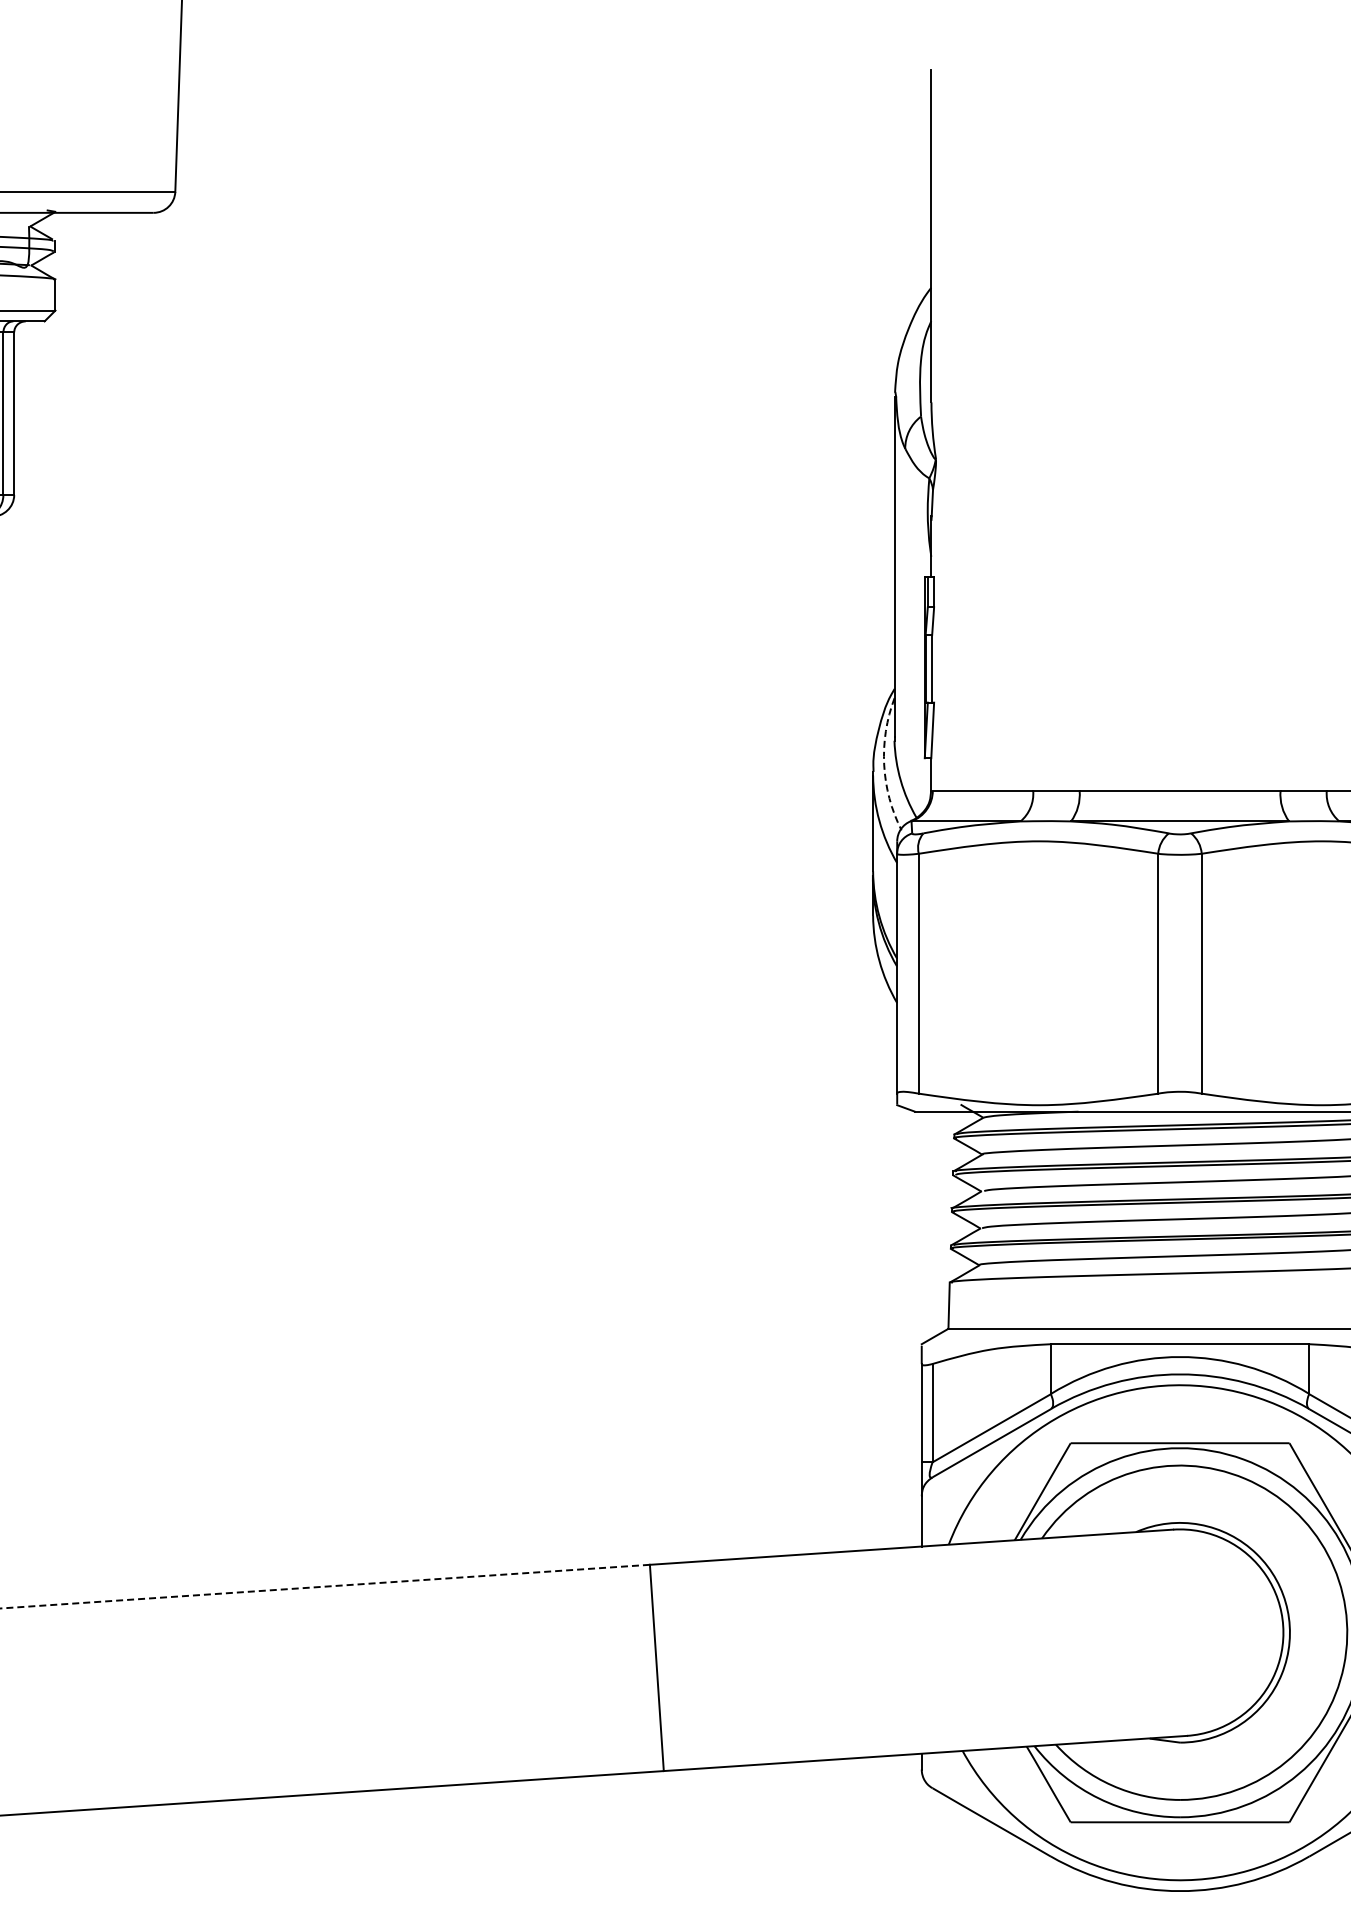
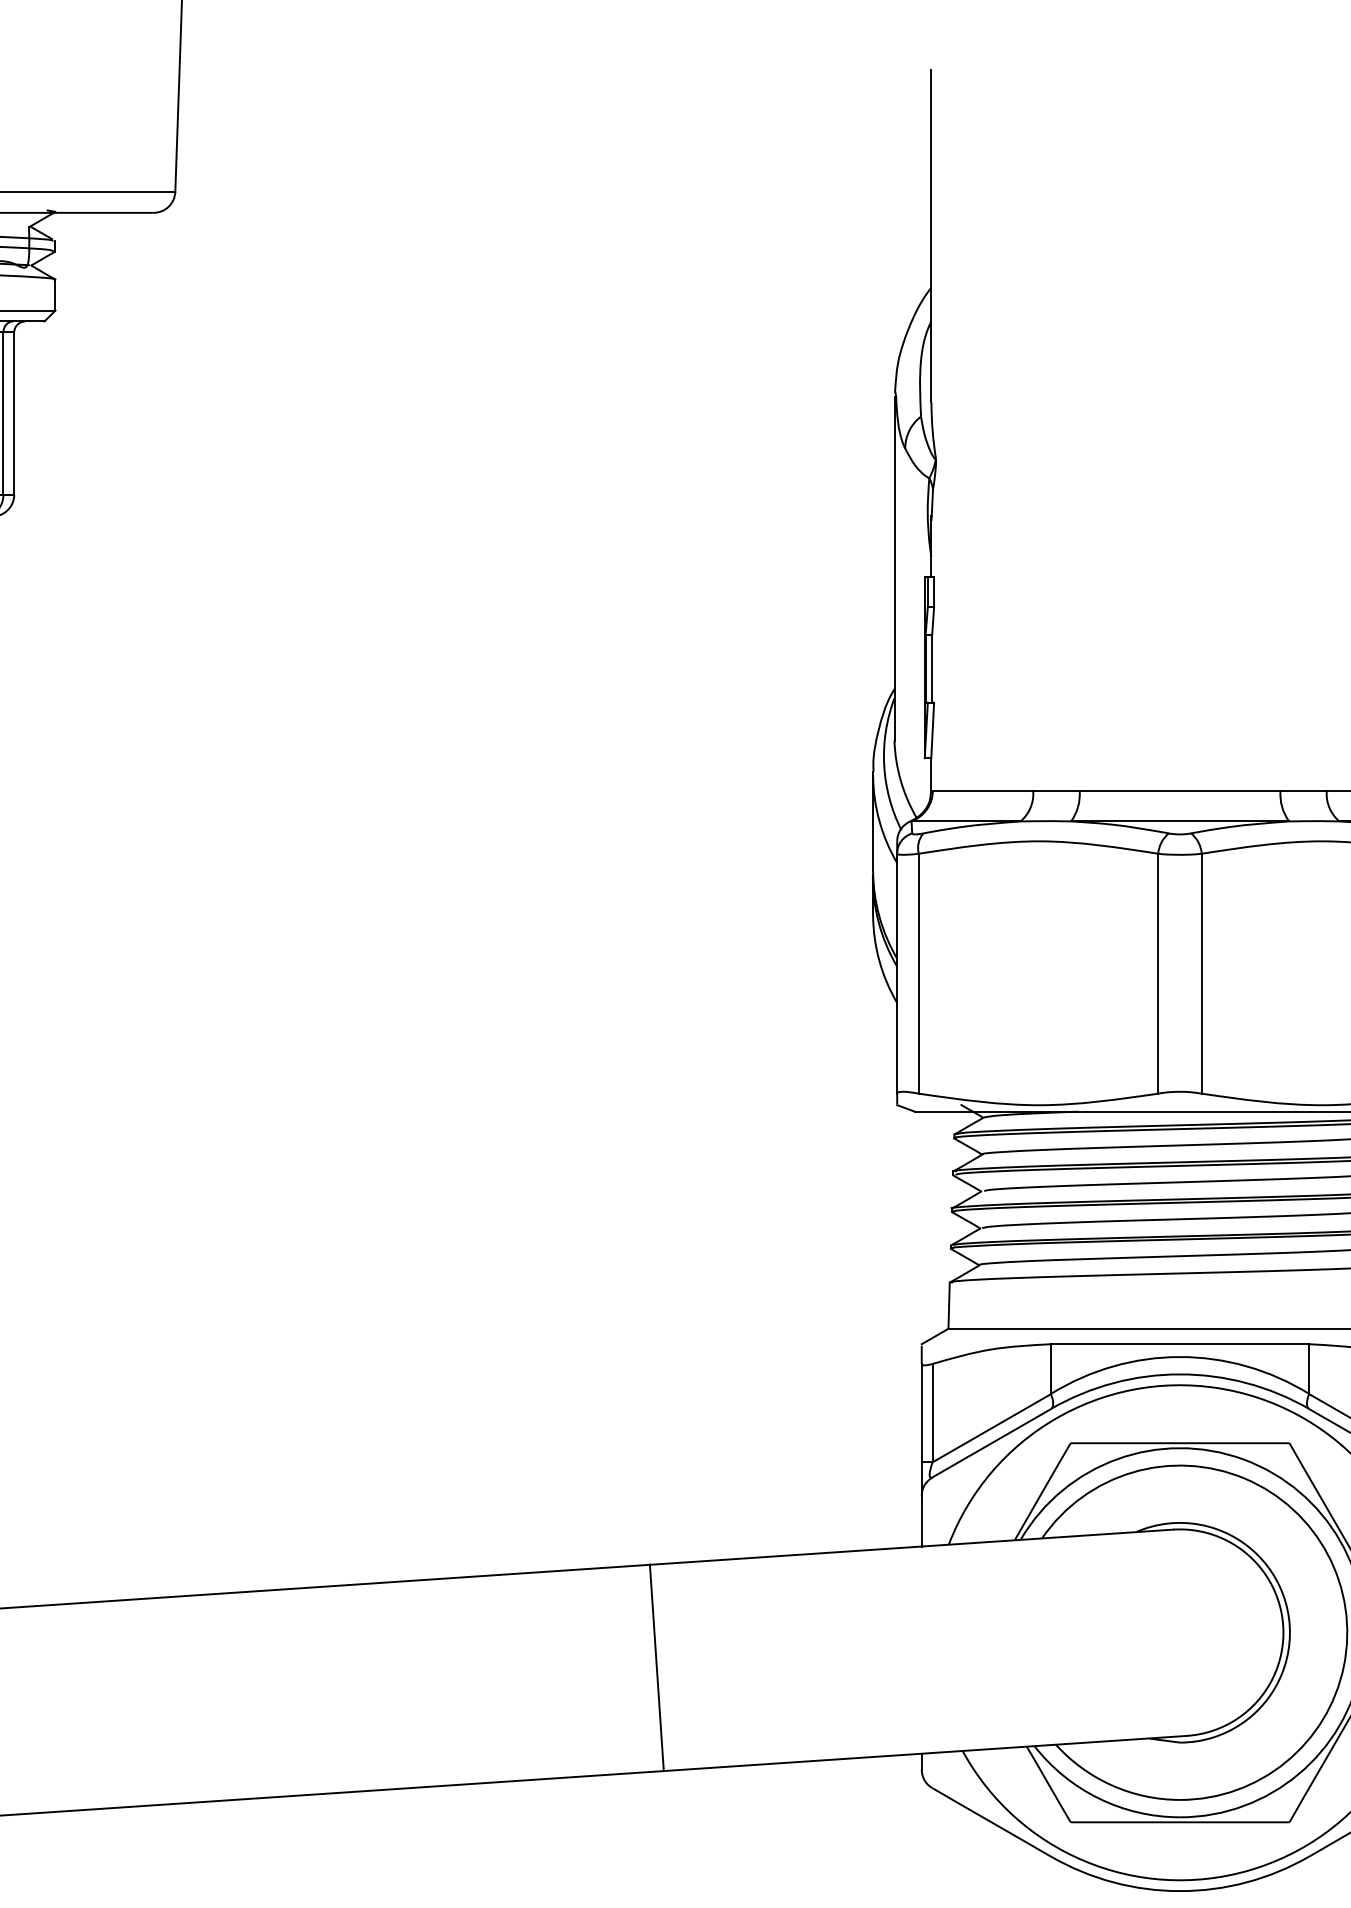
arc: dashed -> solid (884, 764)
line: dashed -> solid (324, 1586)
